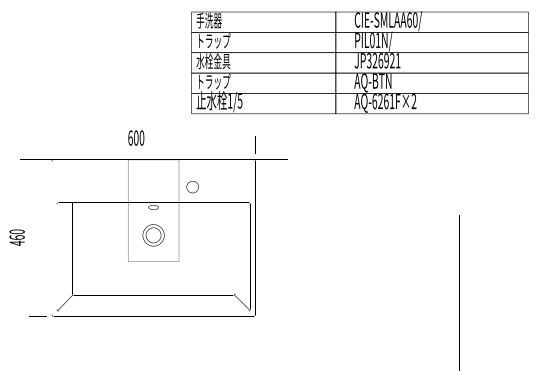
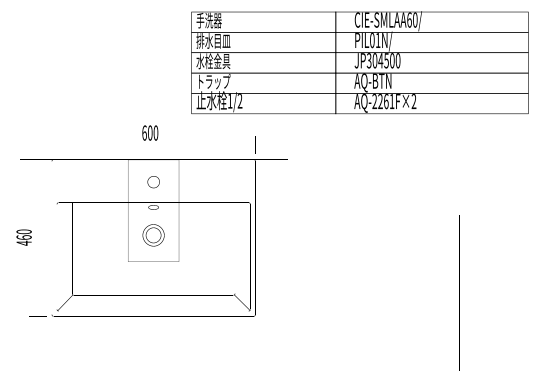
text: トラップ -> 排水目皿 (213, 40)
text: JP326921 -> JP304500 (386, 60)
text: 1/5 -> 1/2 (239, 101)
text: AQ-6261F×2 -> AQ-2261F×2 (374, 101)
text position: (136, 137) -> (150, 132) (150, 132)
part position: (192, 187) -> (153, 182) (153, 182)
text position: (16, 237) -> (23, 237) (23, 237)
